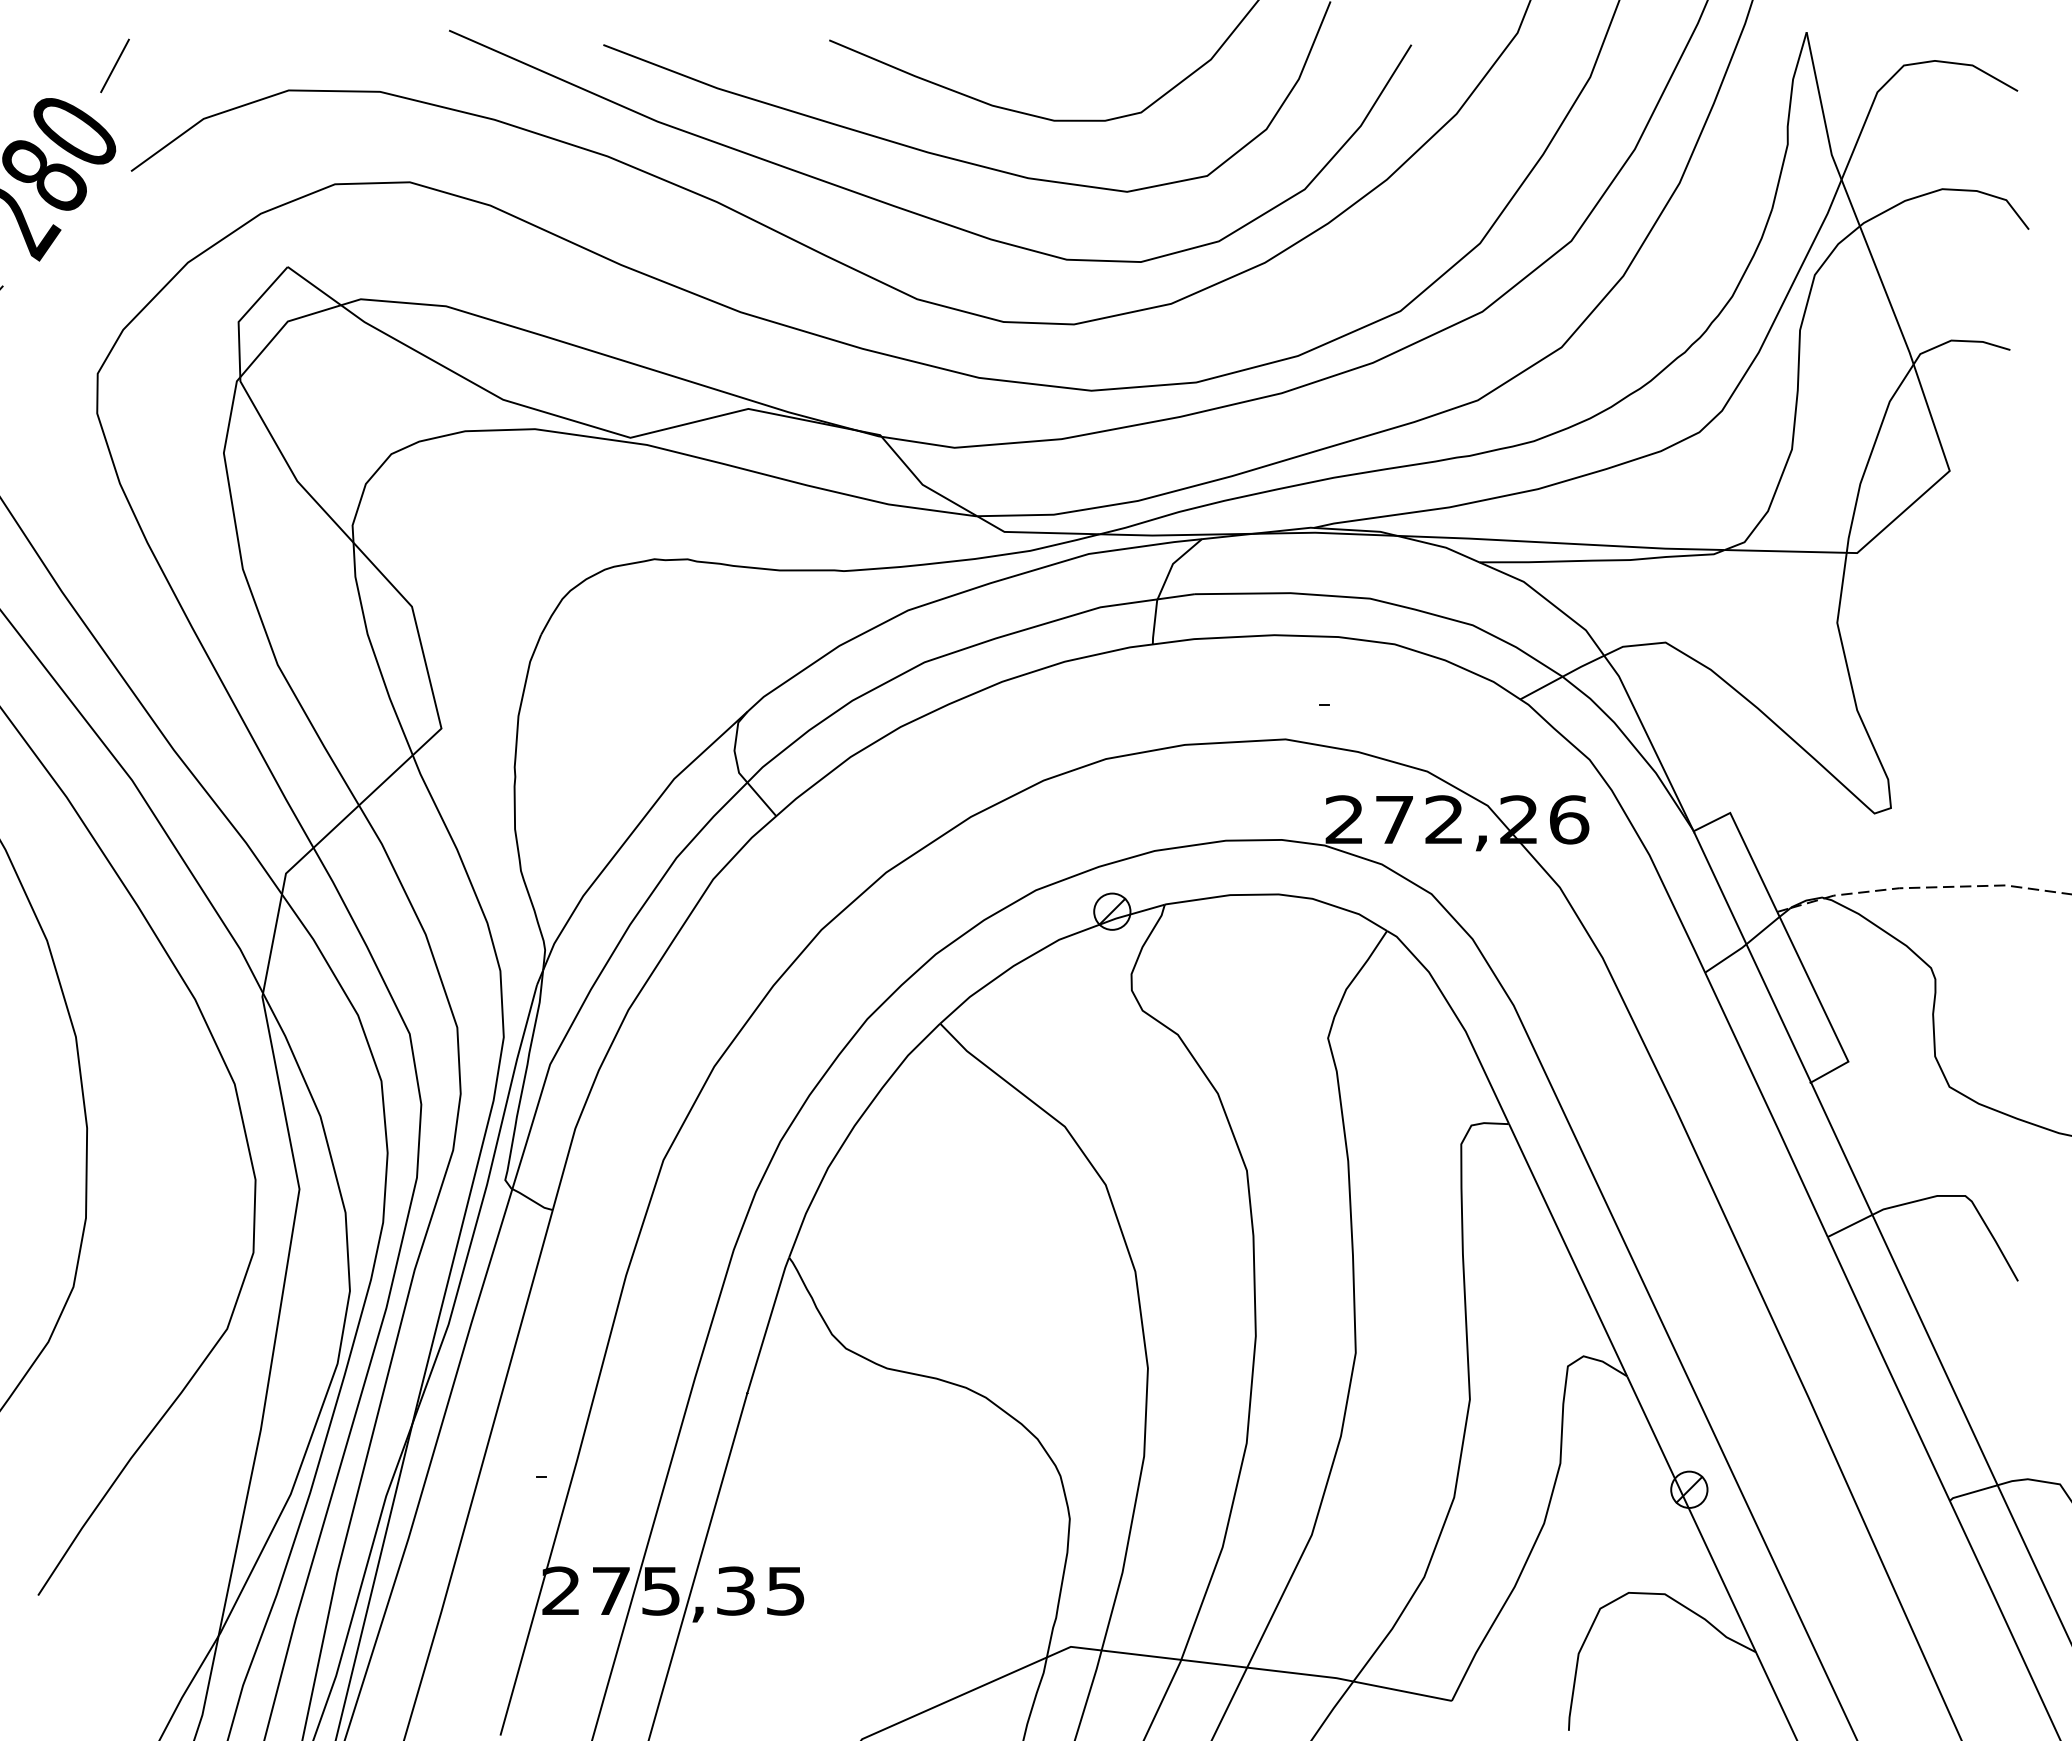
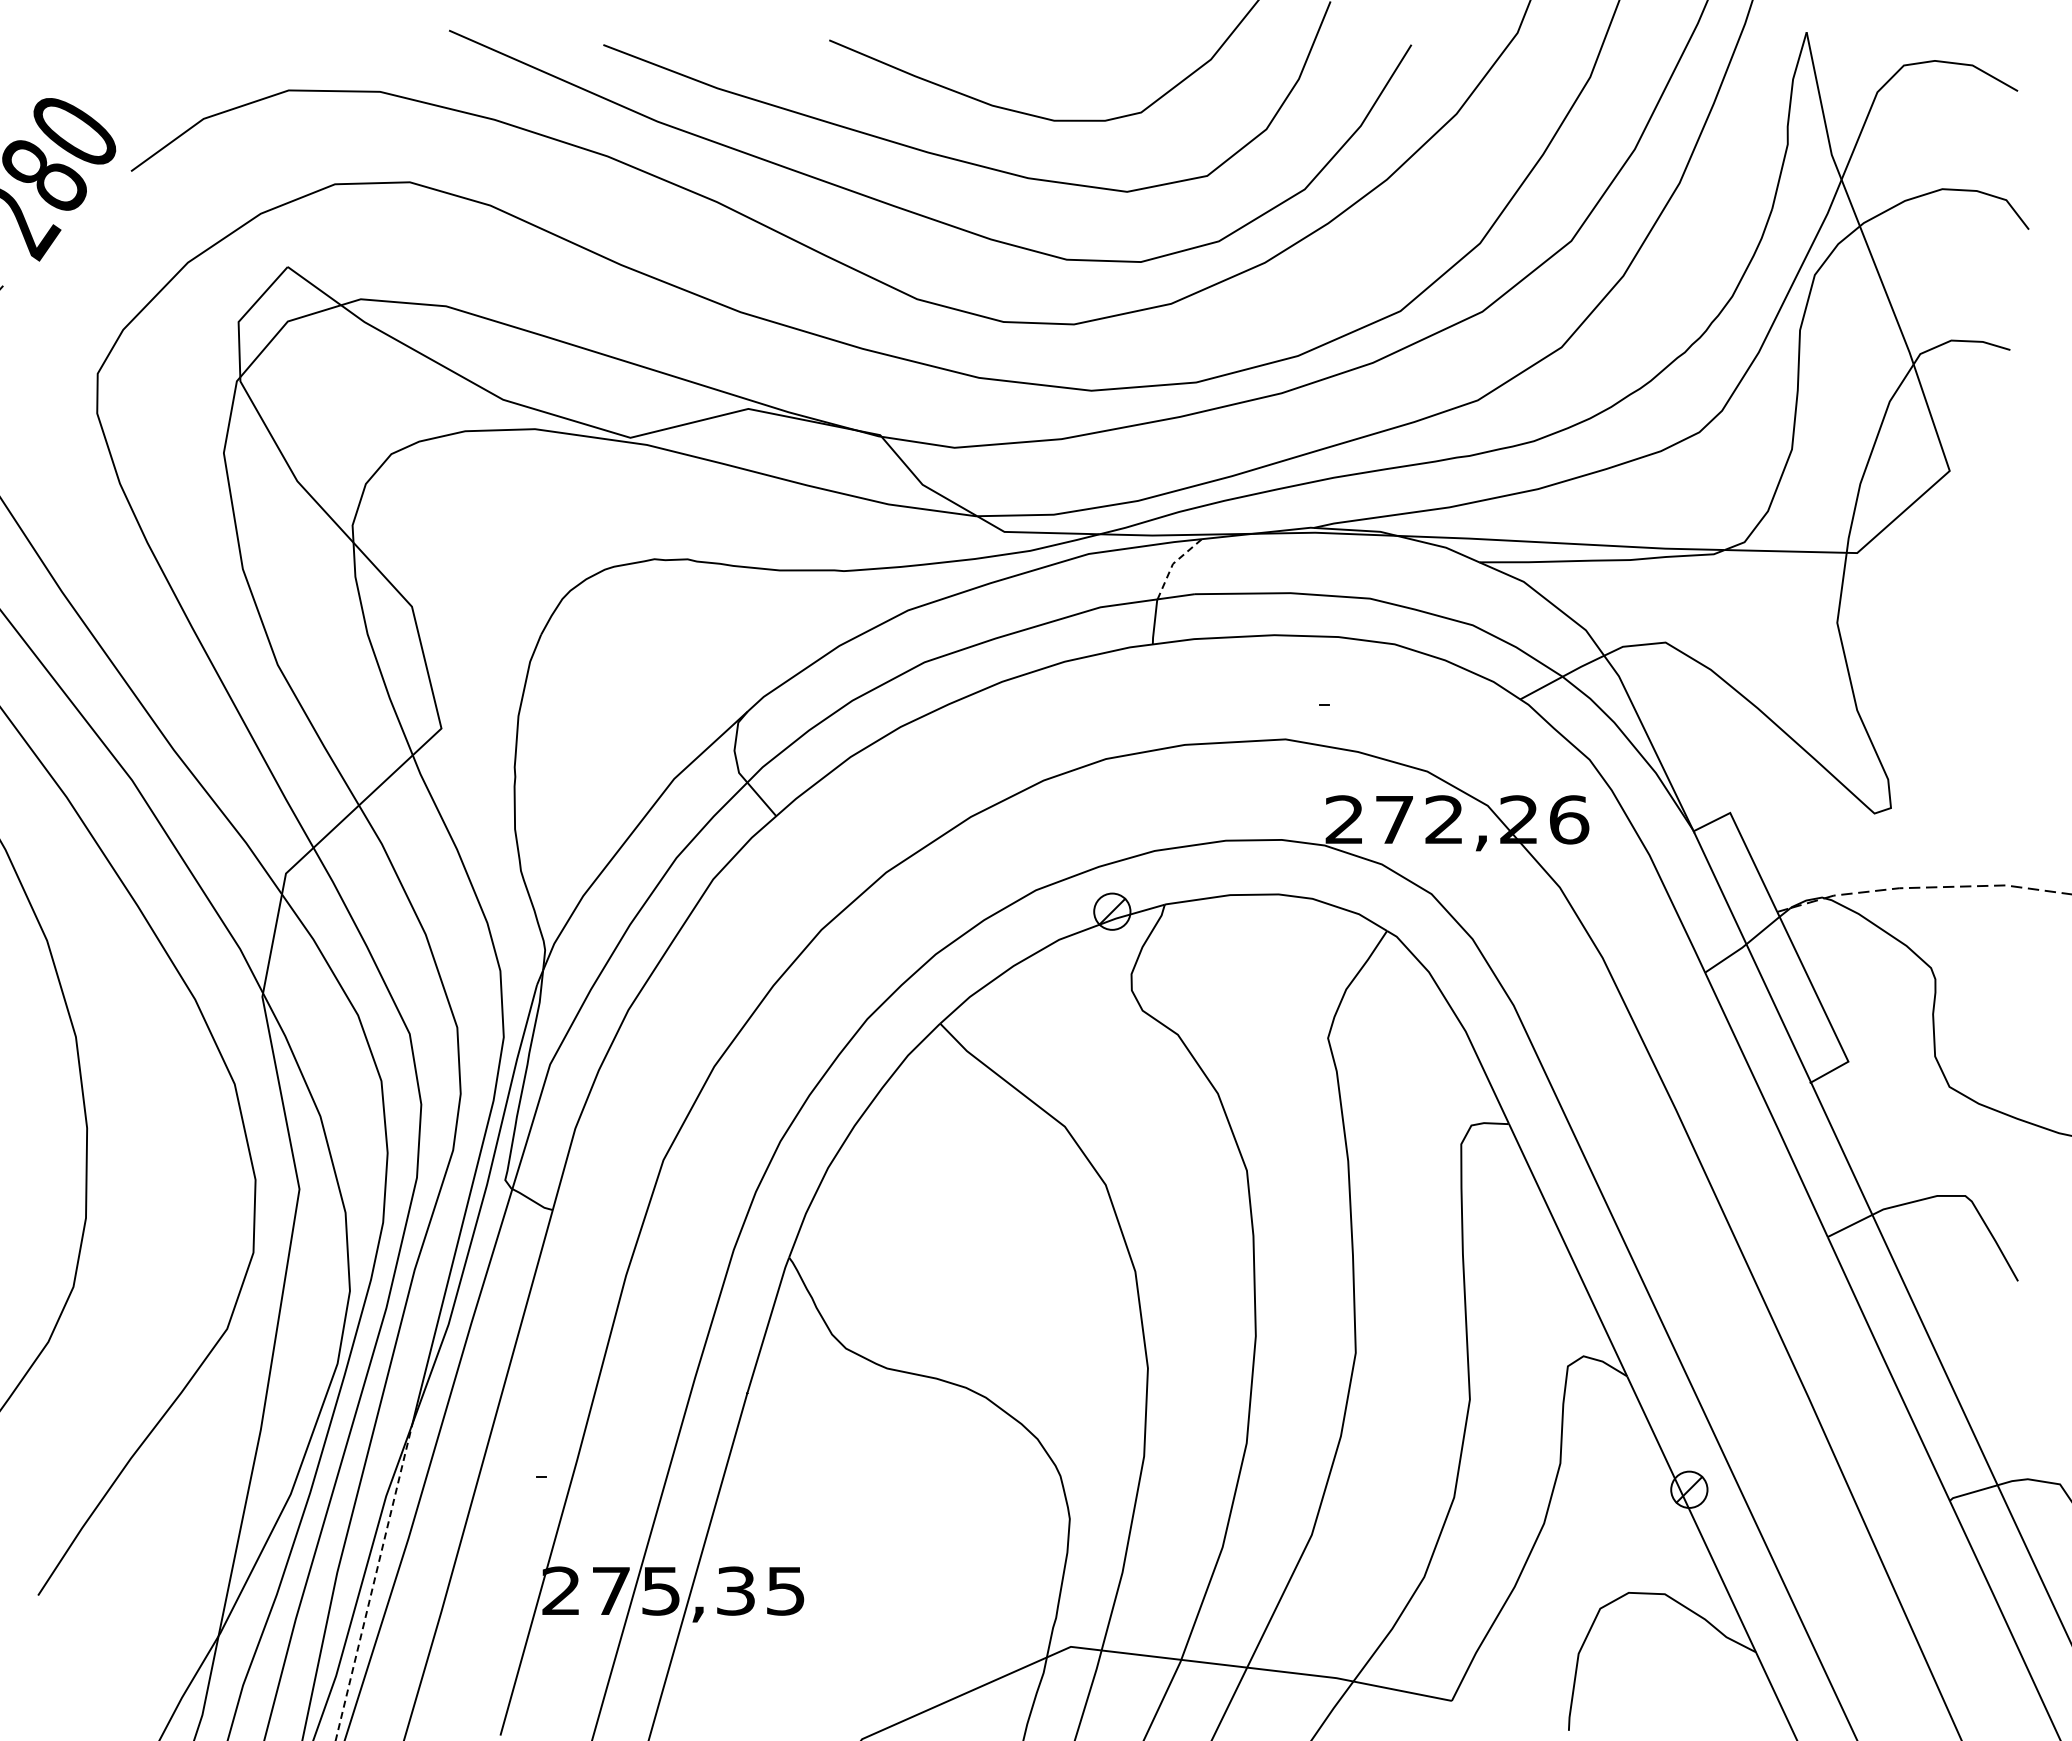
line: present -> none (114, 65)
line: solid -> dashed (1173, 563)
line: solid -> dashed (374, 1582)
